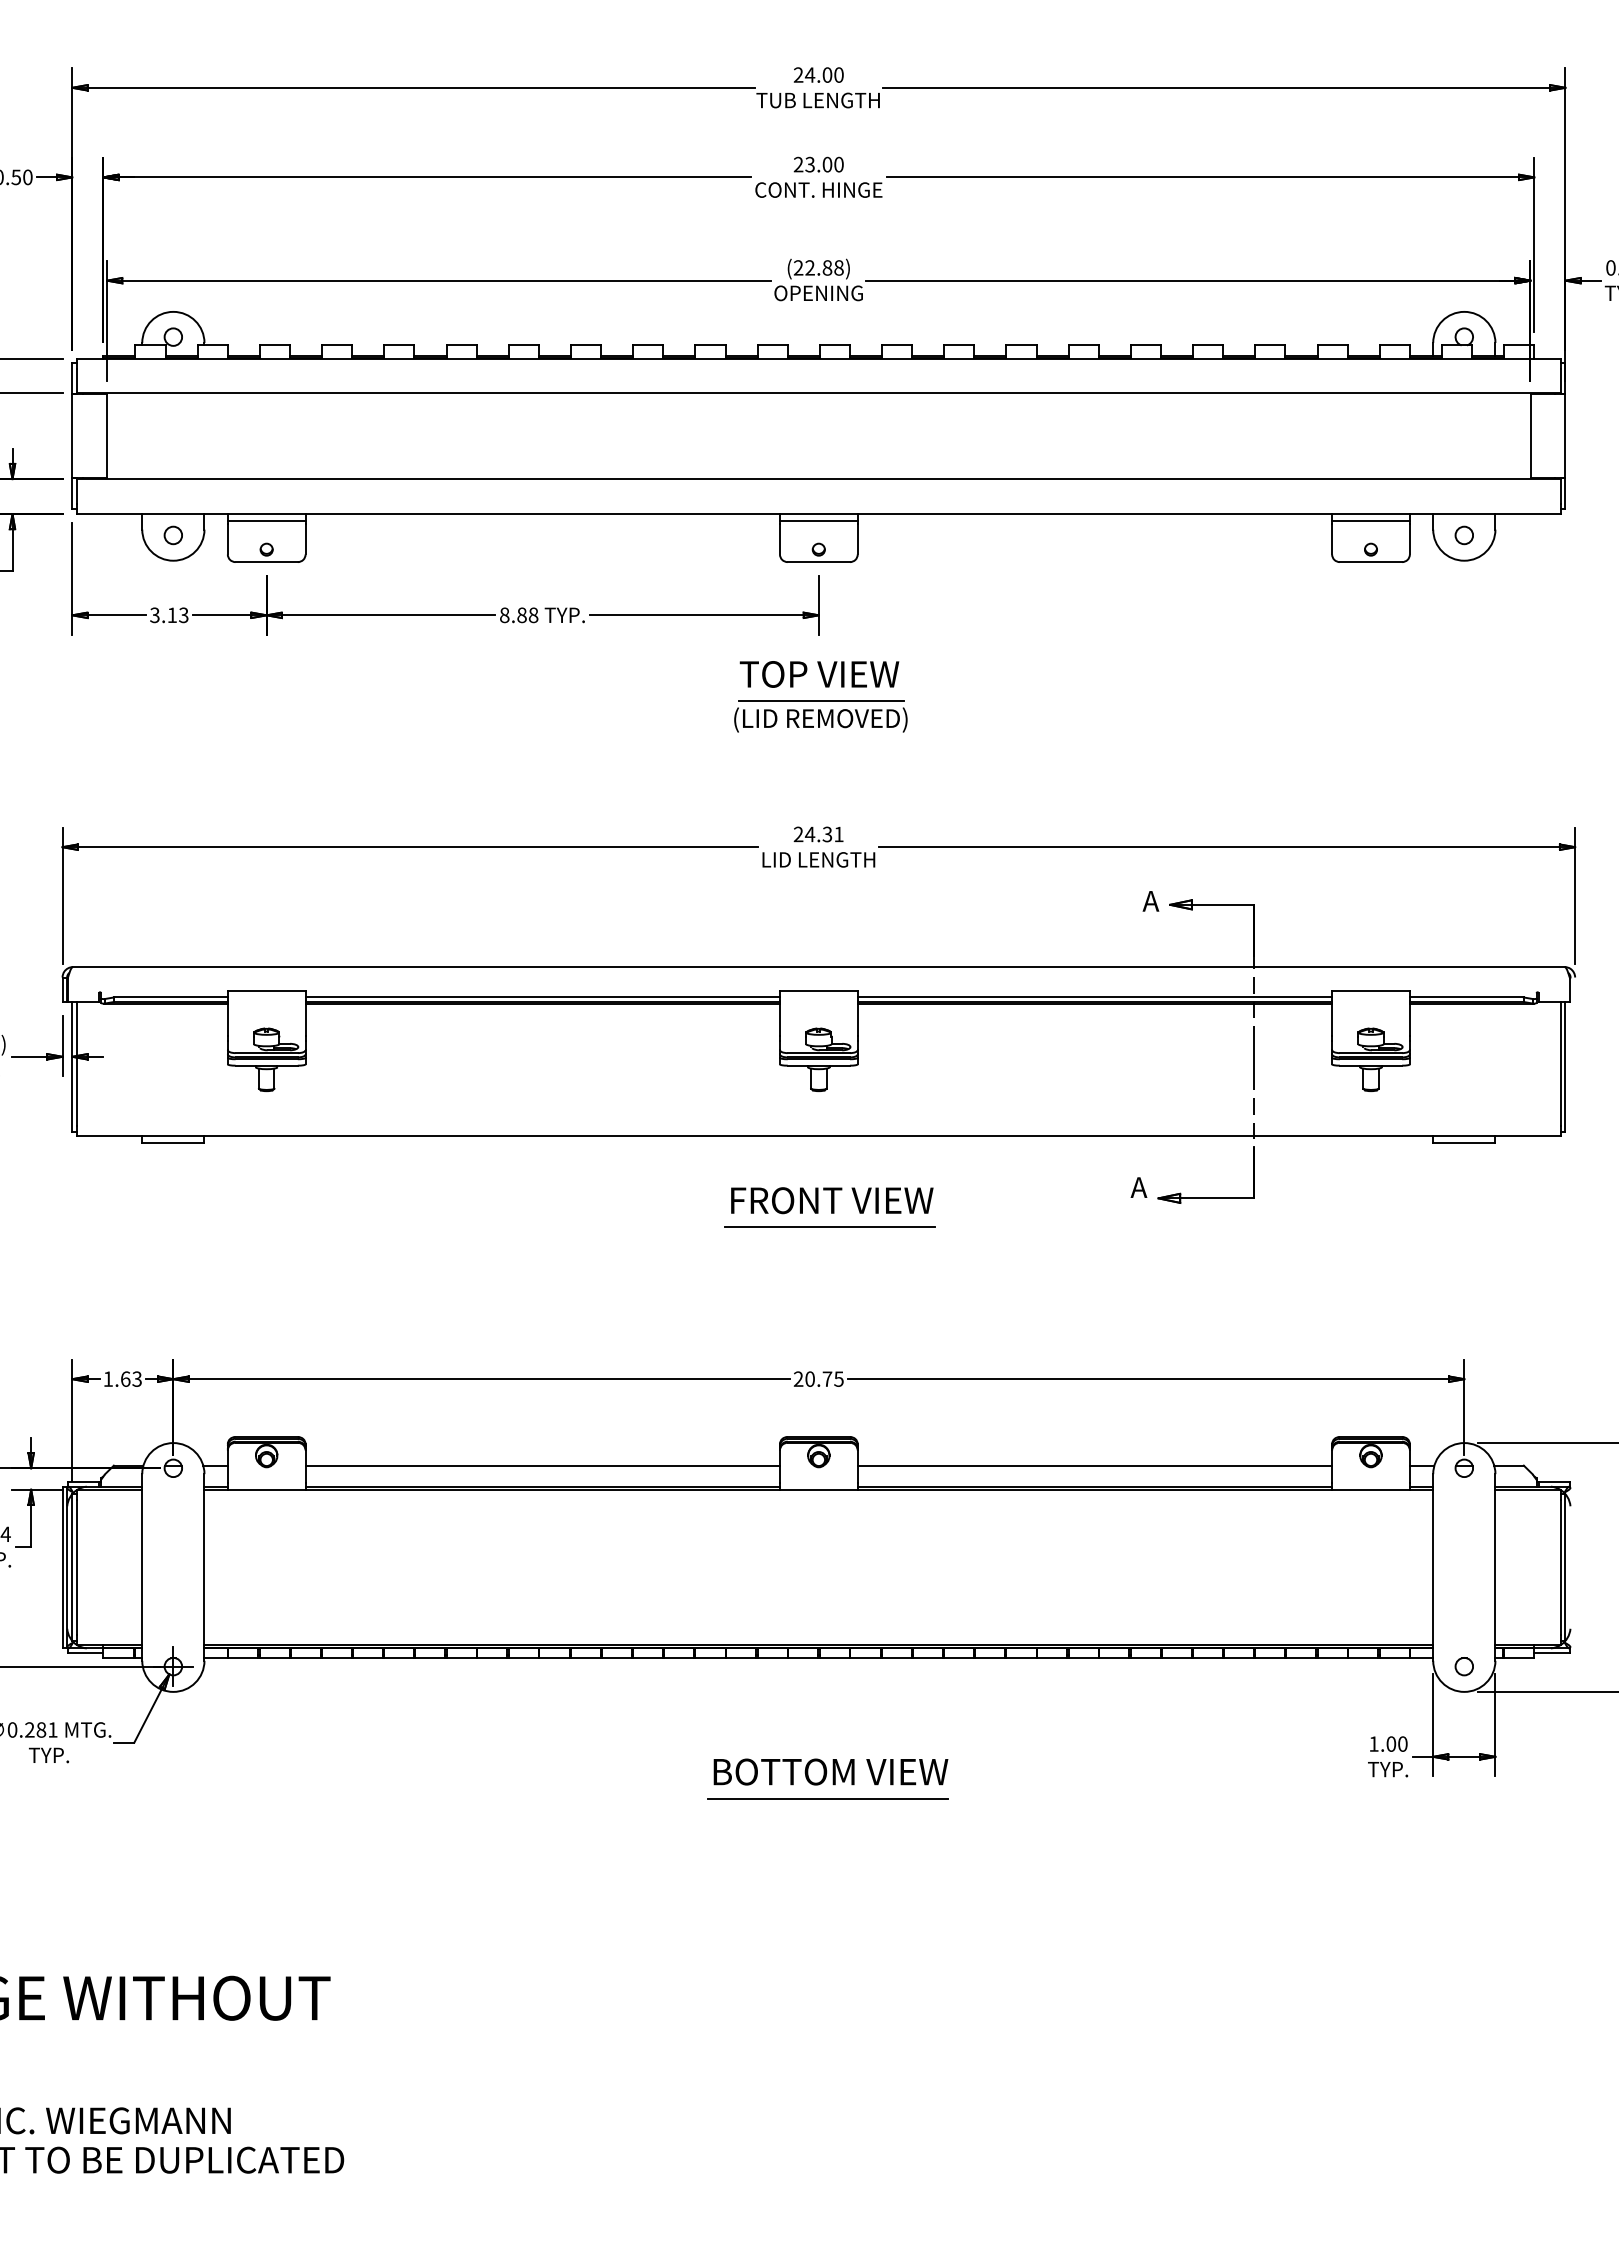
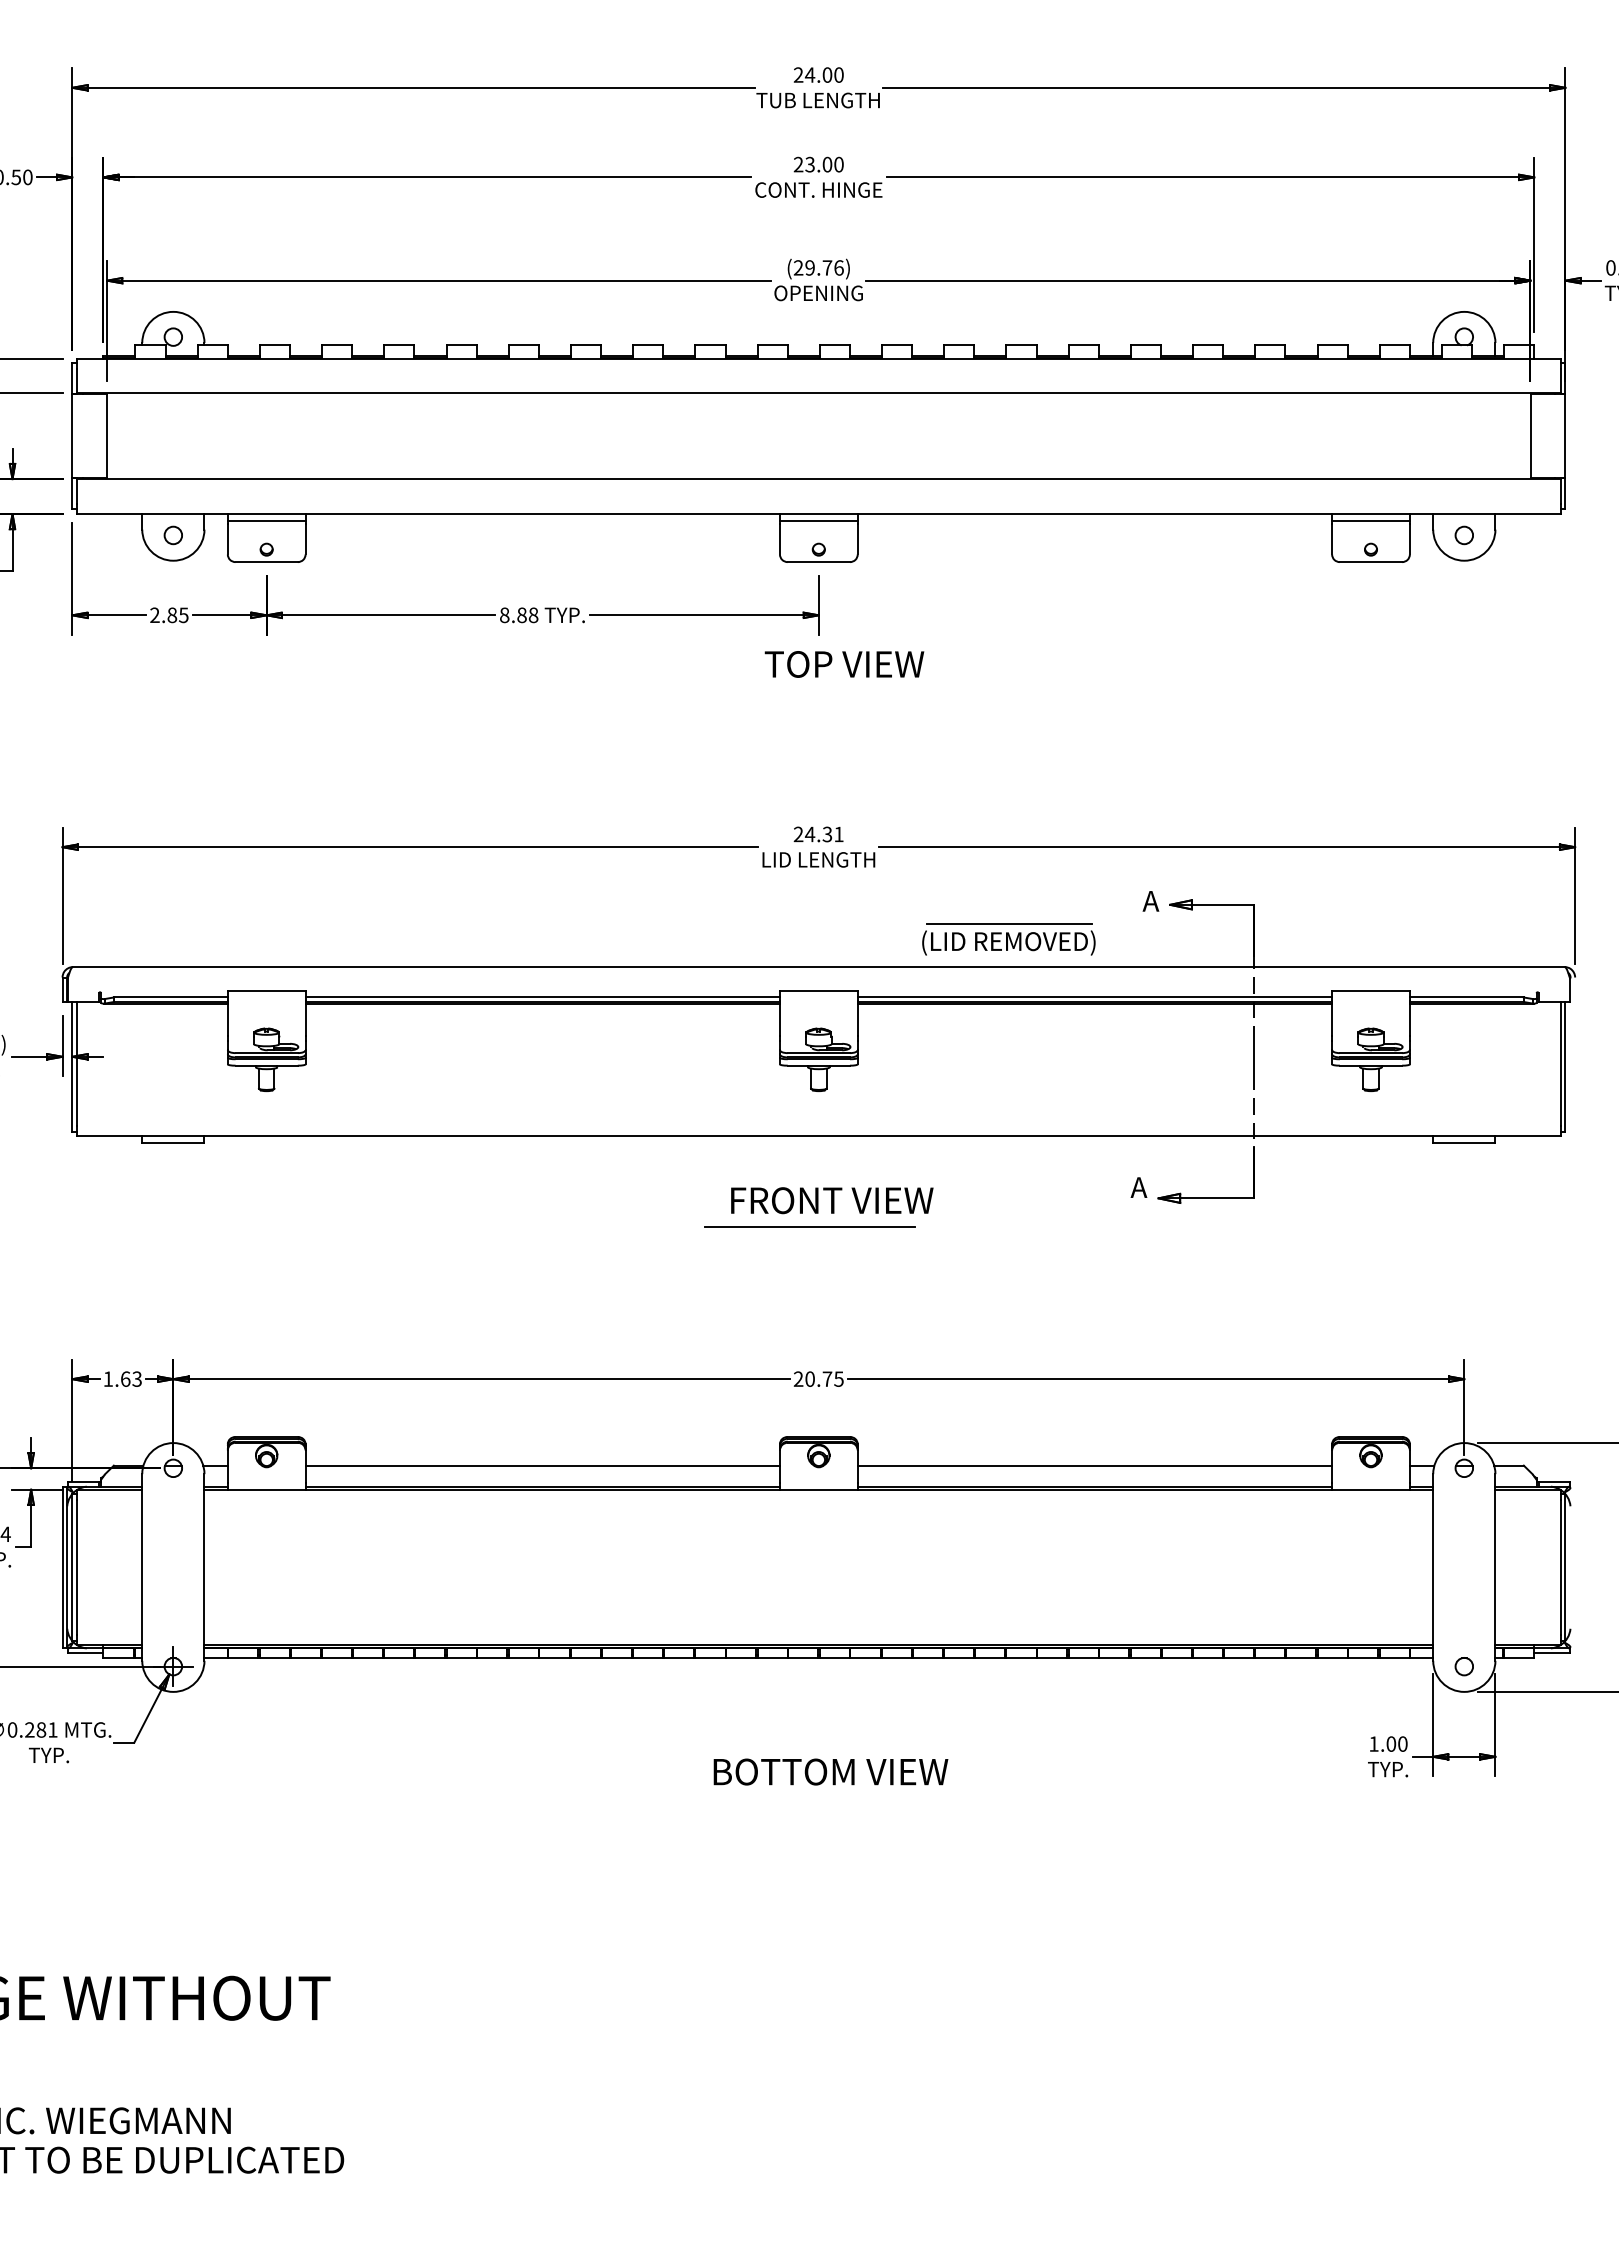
text: (22.88) -> (29.76) (824, 267)
text: 3.13 -> 2.85 (169, 615)
text position: (819, 674) -> (844, 664) (844, 664)
part position: (820, 716) -> (1008, 939) (1008, 939)
line position: (829, 1226) -> (809, 1226) (809, 1226)
line: present -> none (827, 1798)
